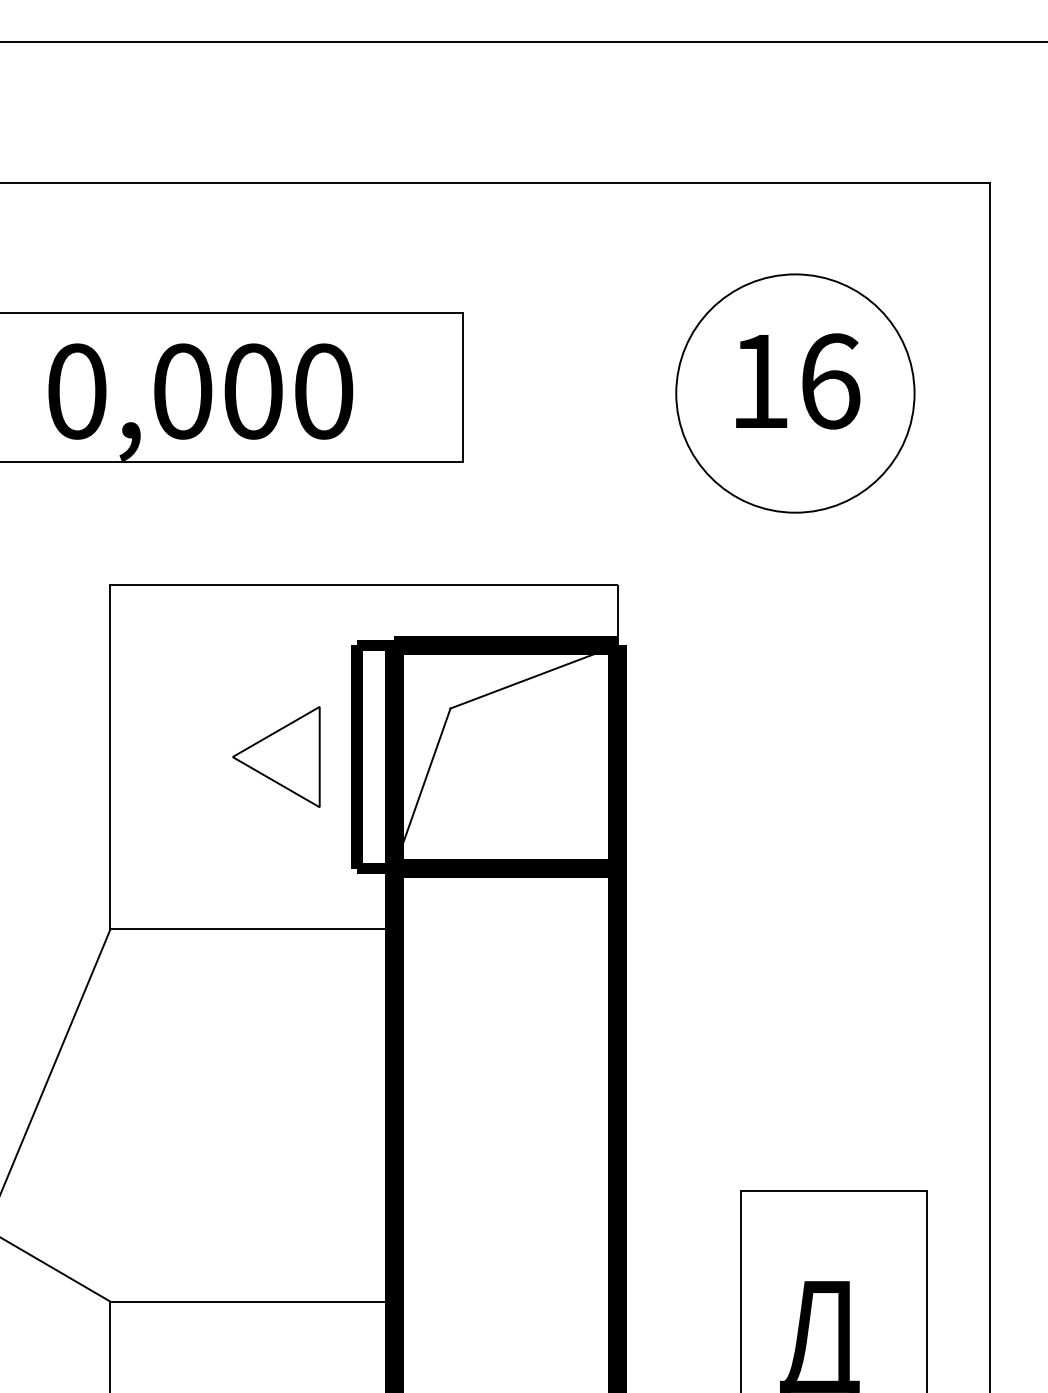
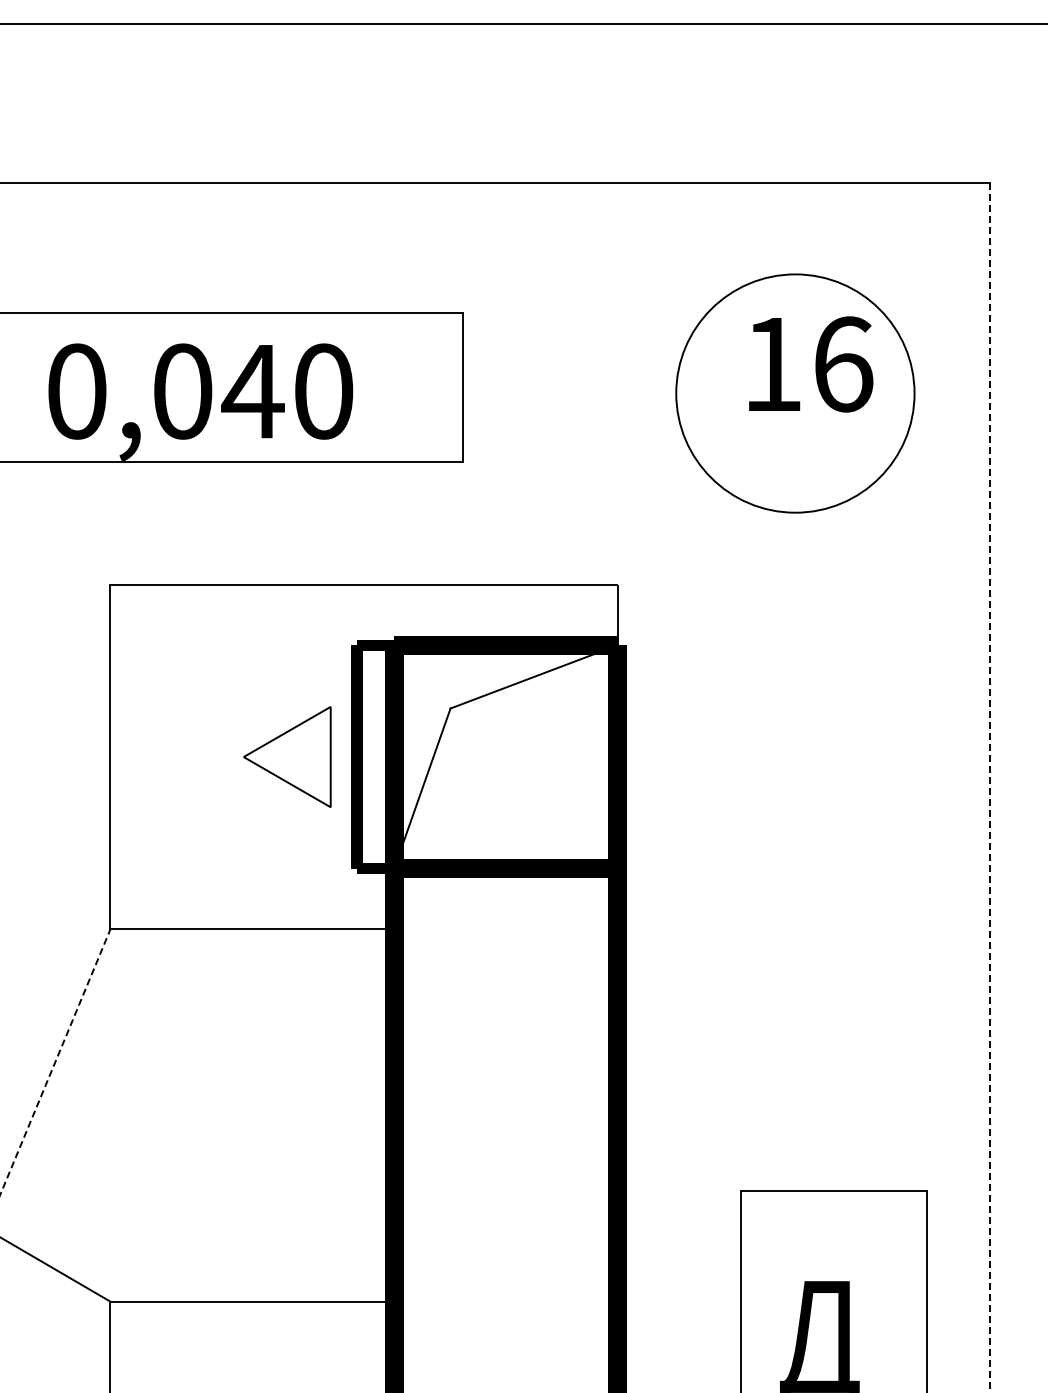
line position: (523, 41) -> (523, 23) (523, 23)
text position: (798, 381) -> (811, 364) (811, 364)
text: 0,000 -> 0,040 (252, 391)
part position: (276, 756) -> (287, 756) (287, 756)
line: solid -> dashed (989, 788)
line: solid -> dashed (55, 1062)
